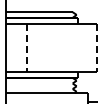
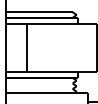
line: dashed -> solid (26, 47)
line: dashed -> solid (97, 47)
